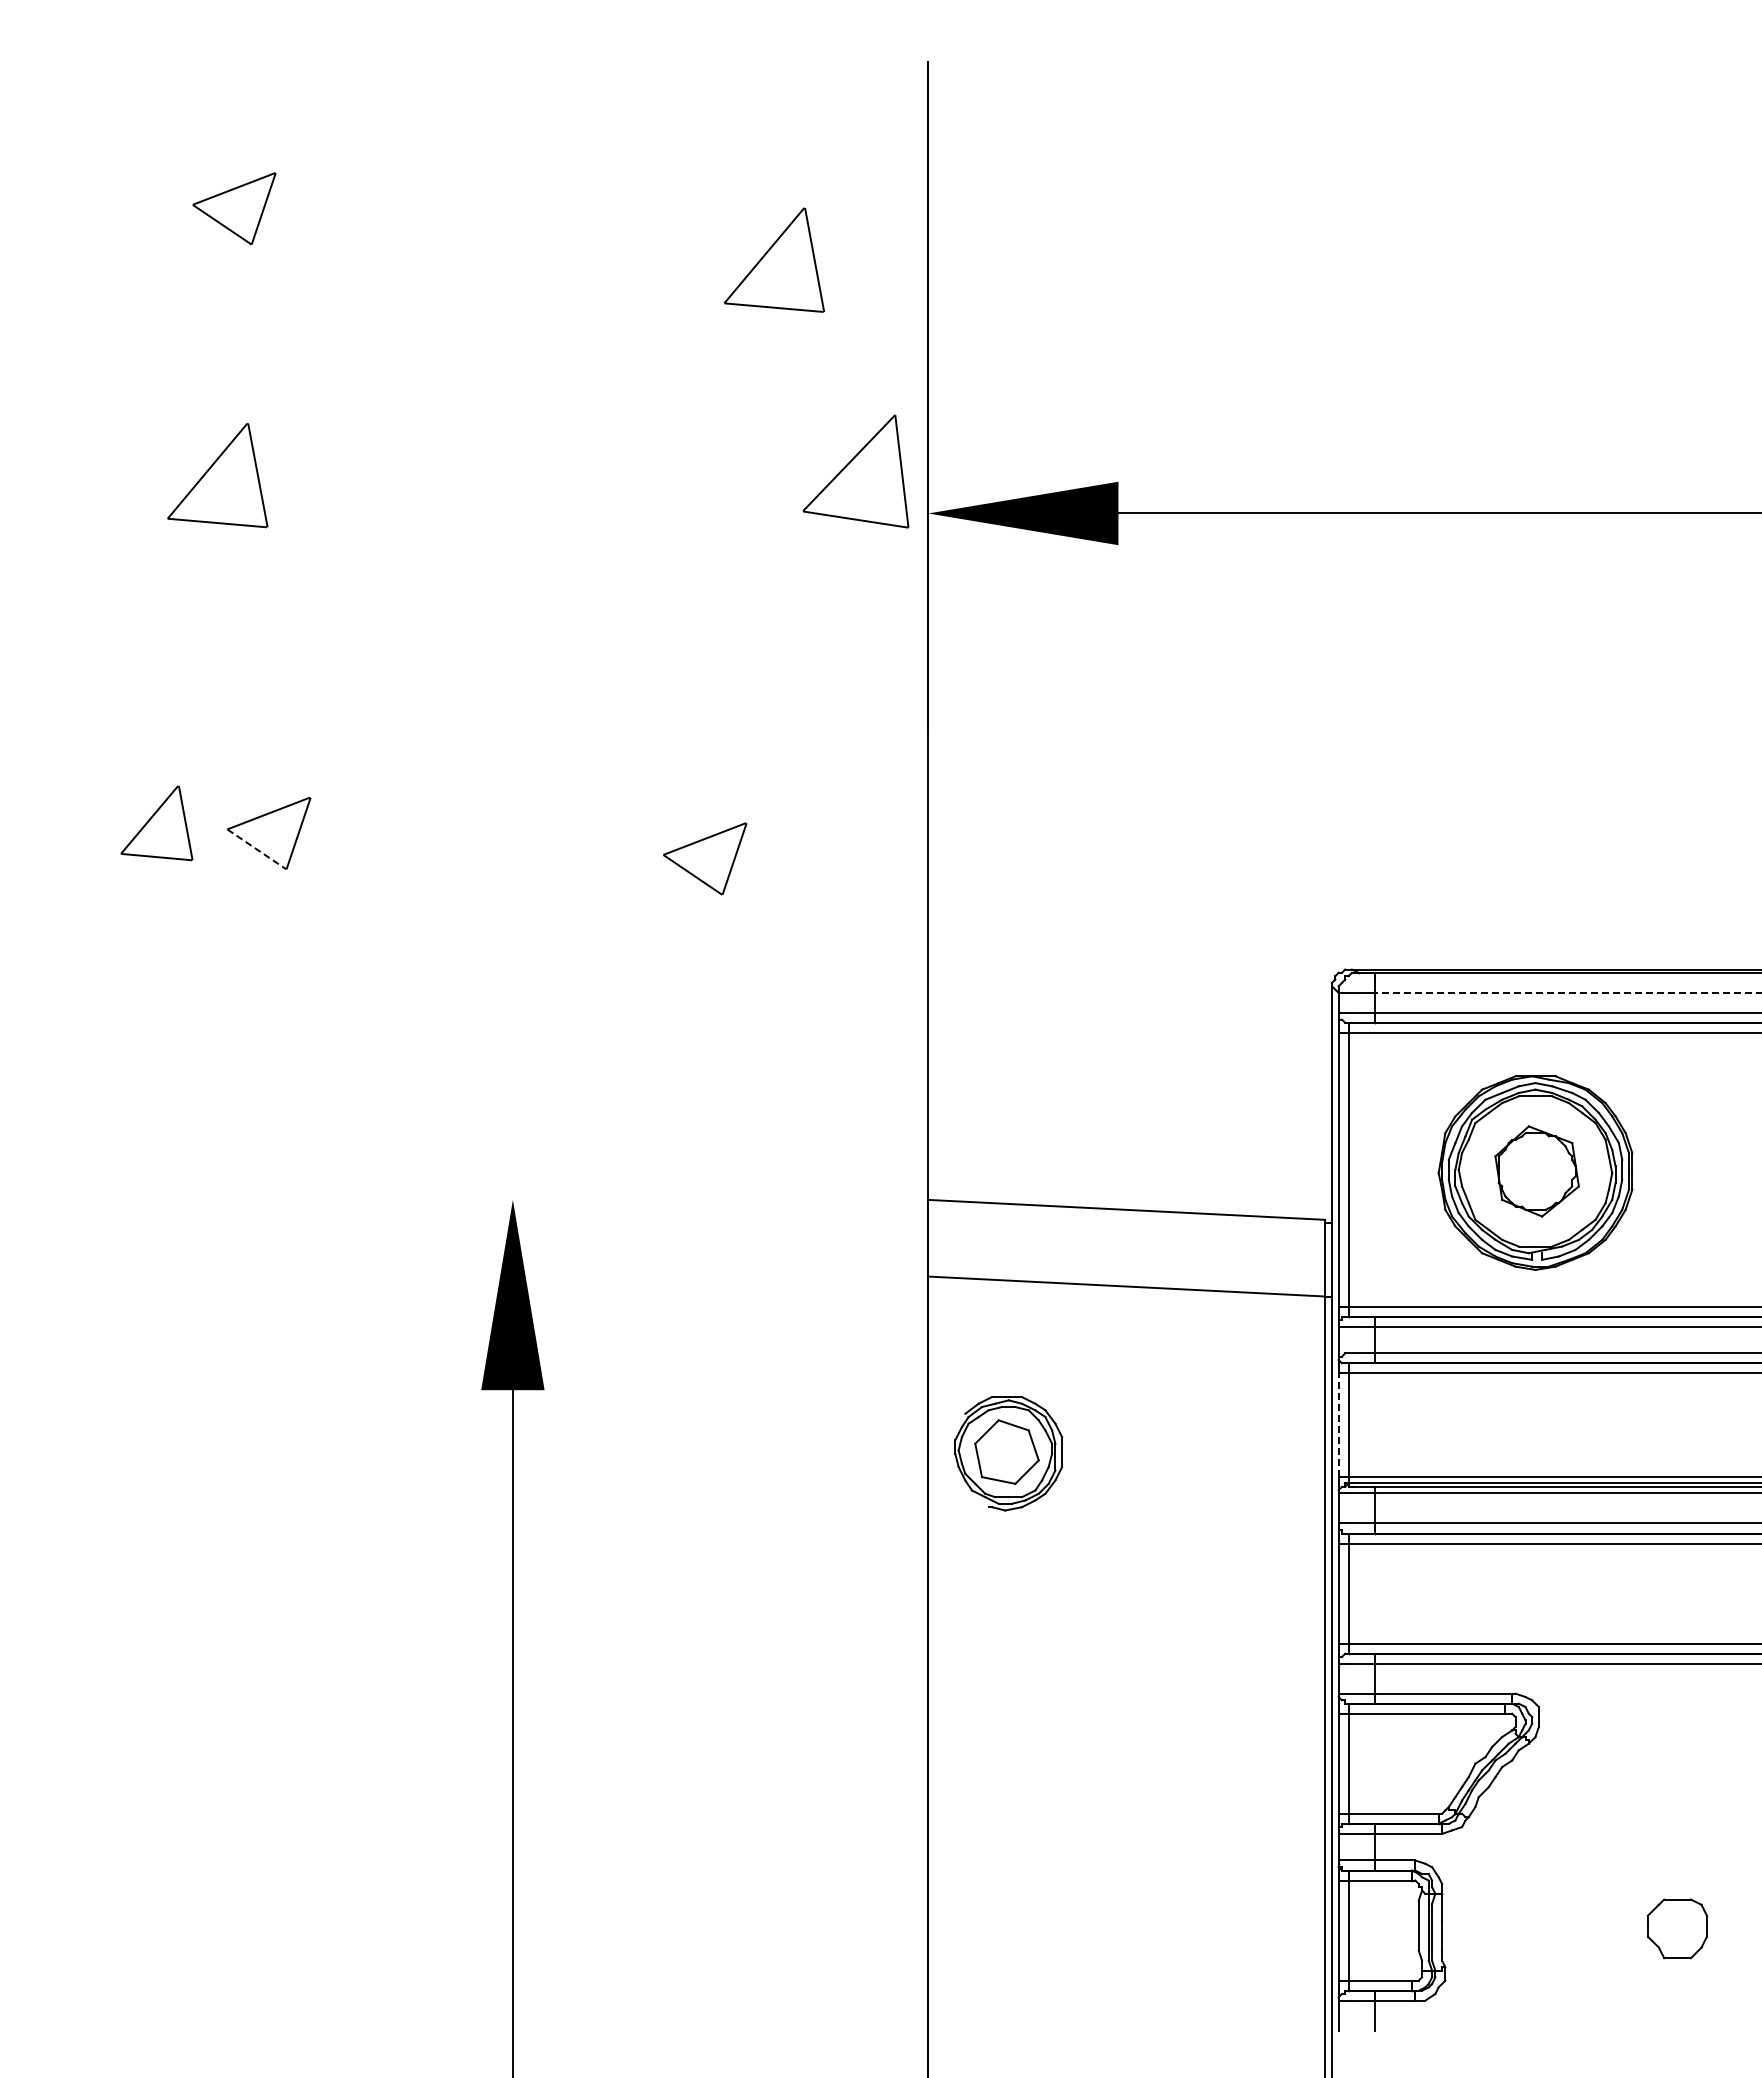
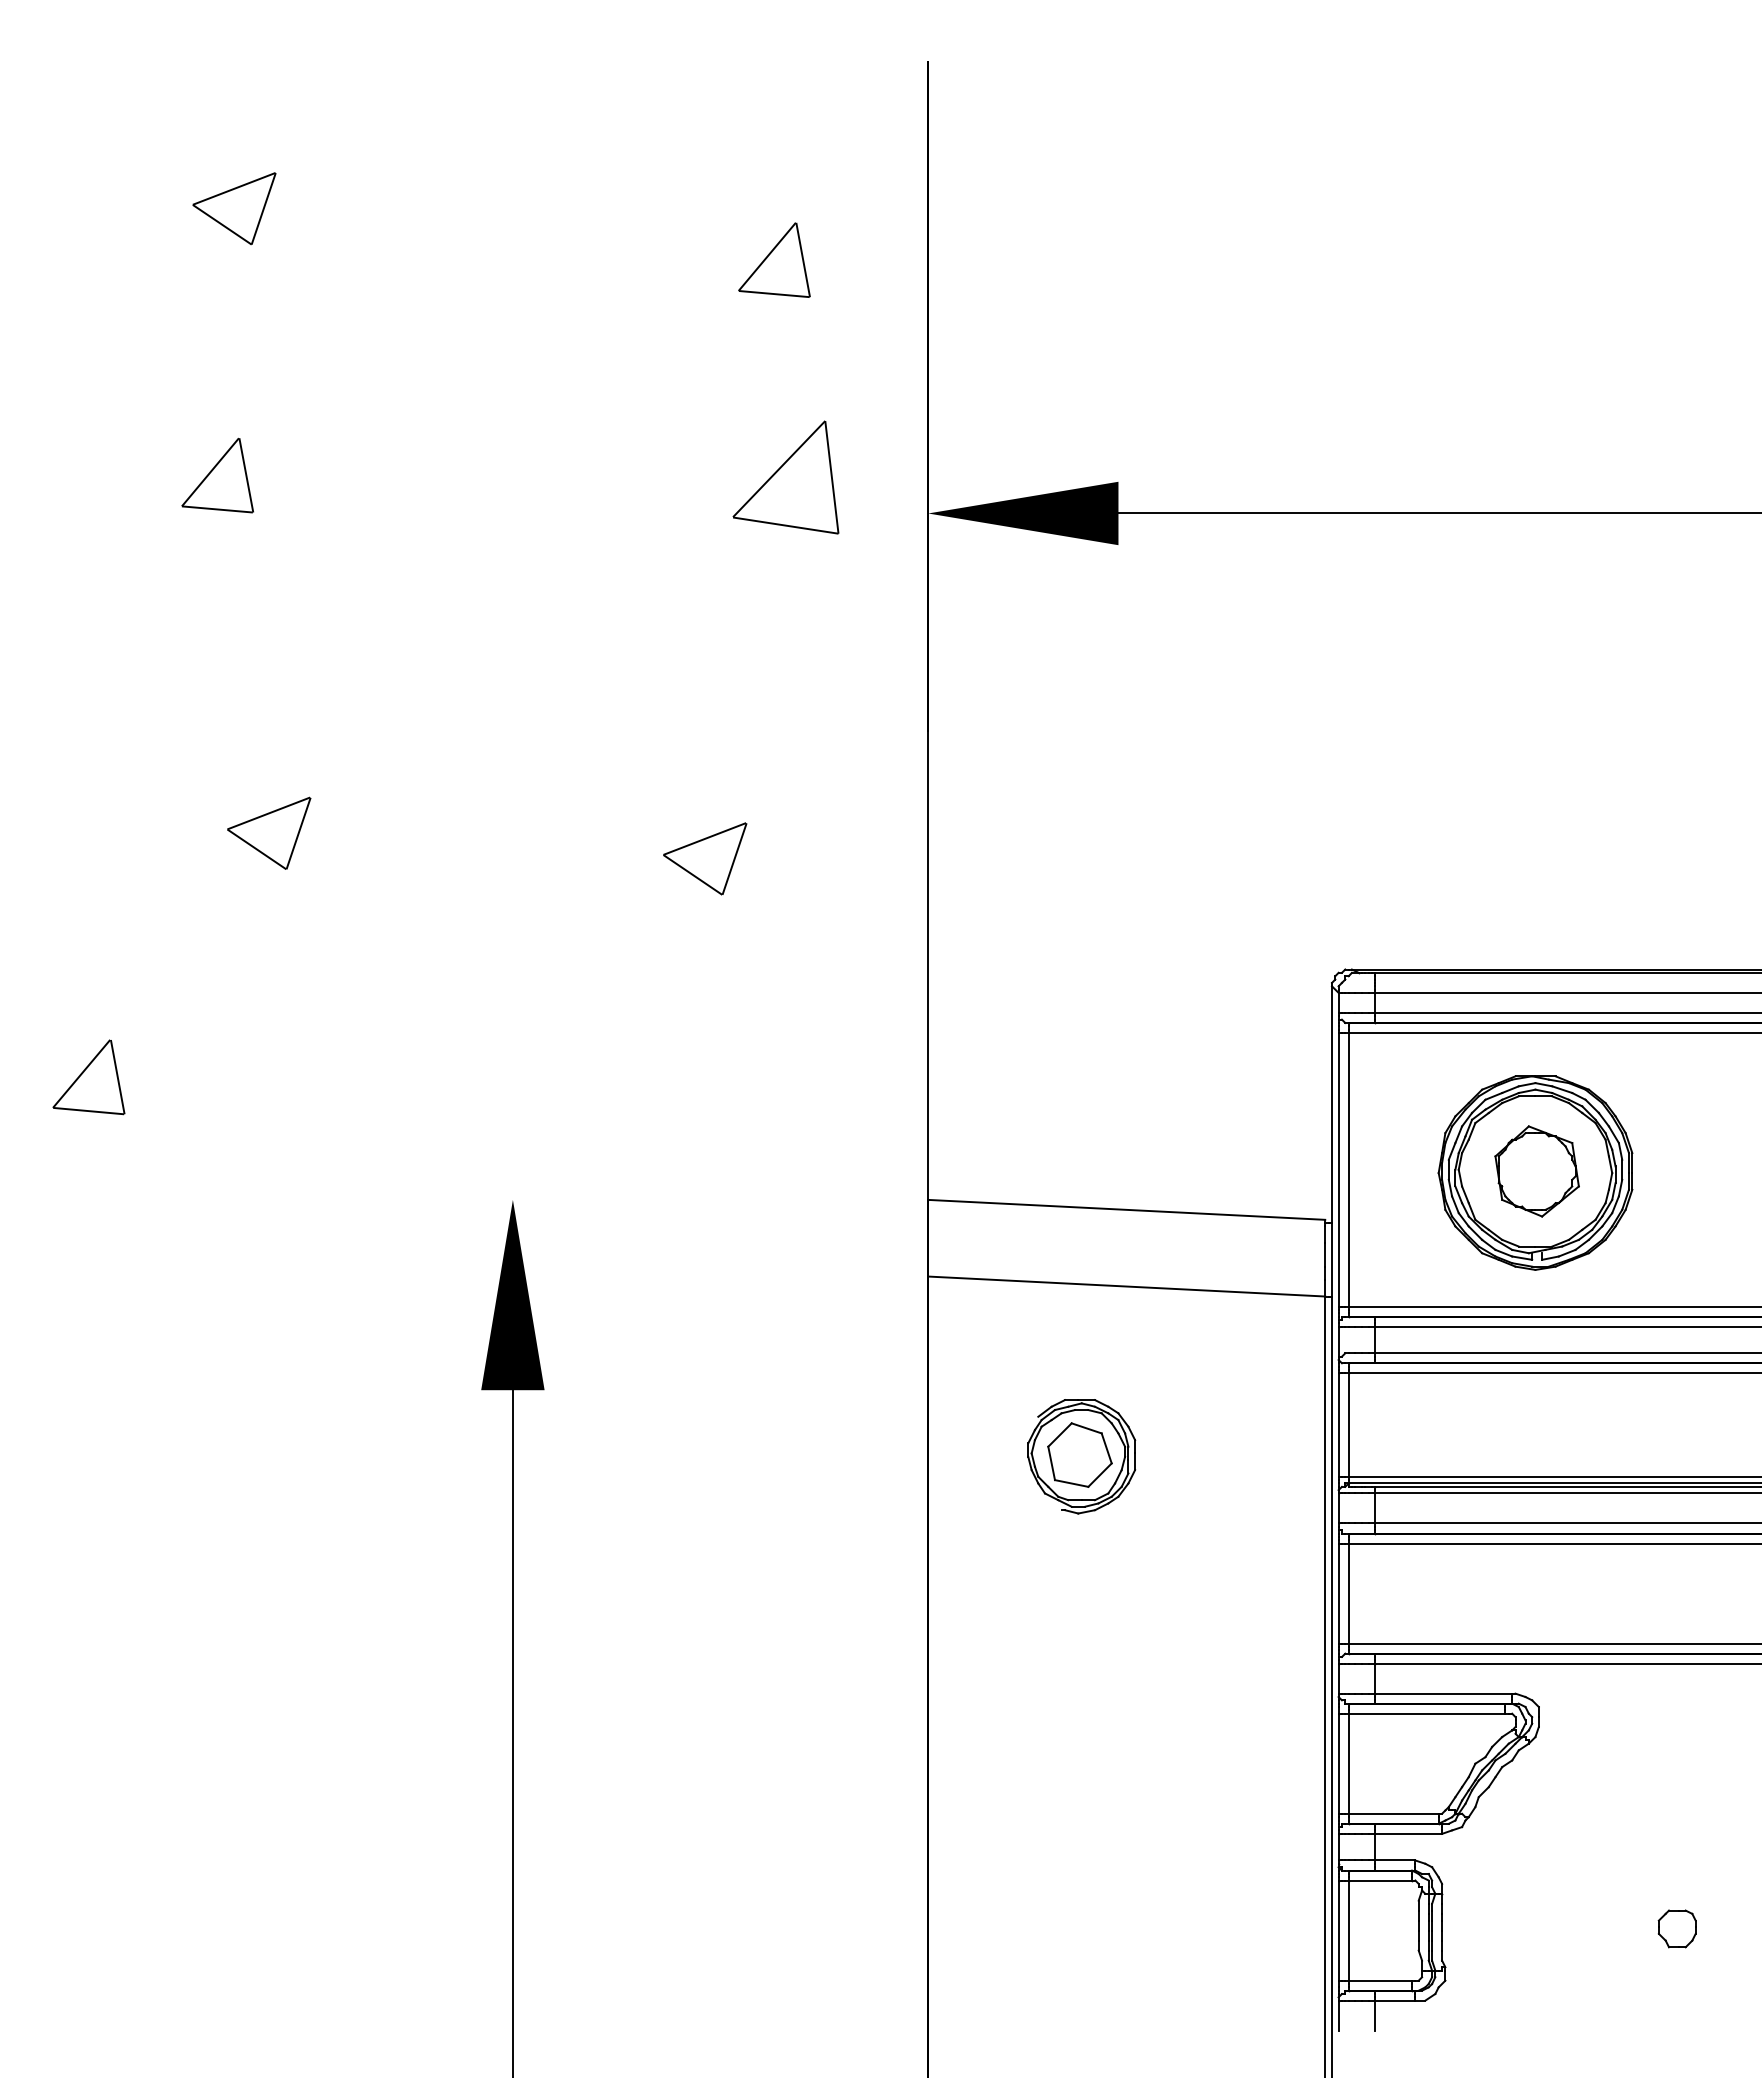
part size: 102x106 px -> 73x76 px (774, 259)
part position: (855, 471) -> (785, 477) (785, 477)
part size: 102x106 px -> 73x77 px (217, 475)
part position: (156, 823) -> (88, 1077) (88, 1077)
line: dashed -> solid (256, 849)
line: dashed -> solid (1568, 992)
line: dashed -> solid (1338, 1425)
part position: (1008, 1453) -> (1081, 1456) (1081, 1456)
part size: 61x62 px -> 40x40 px (1676, 1928)
